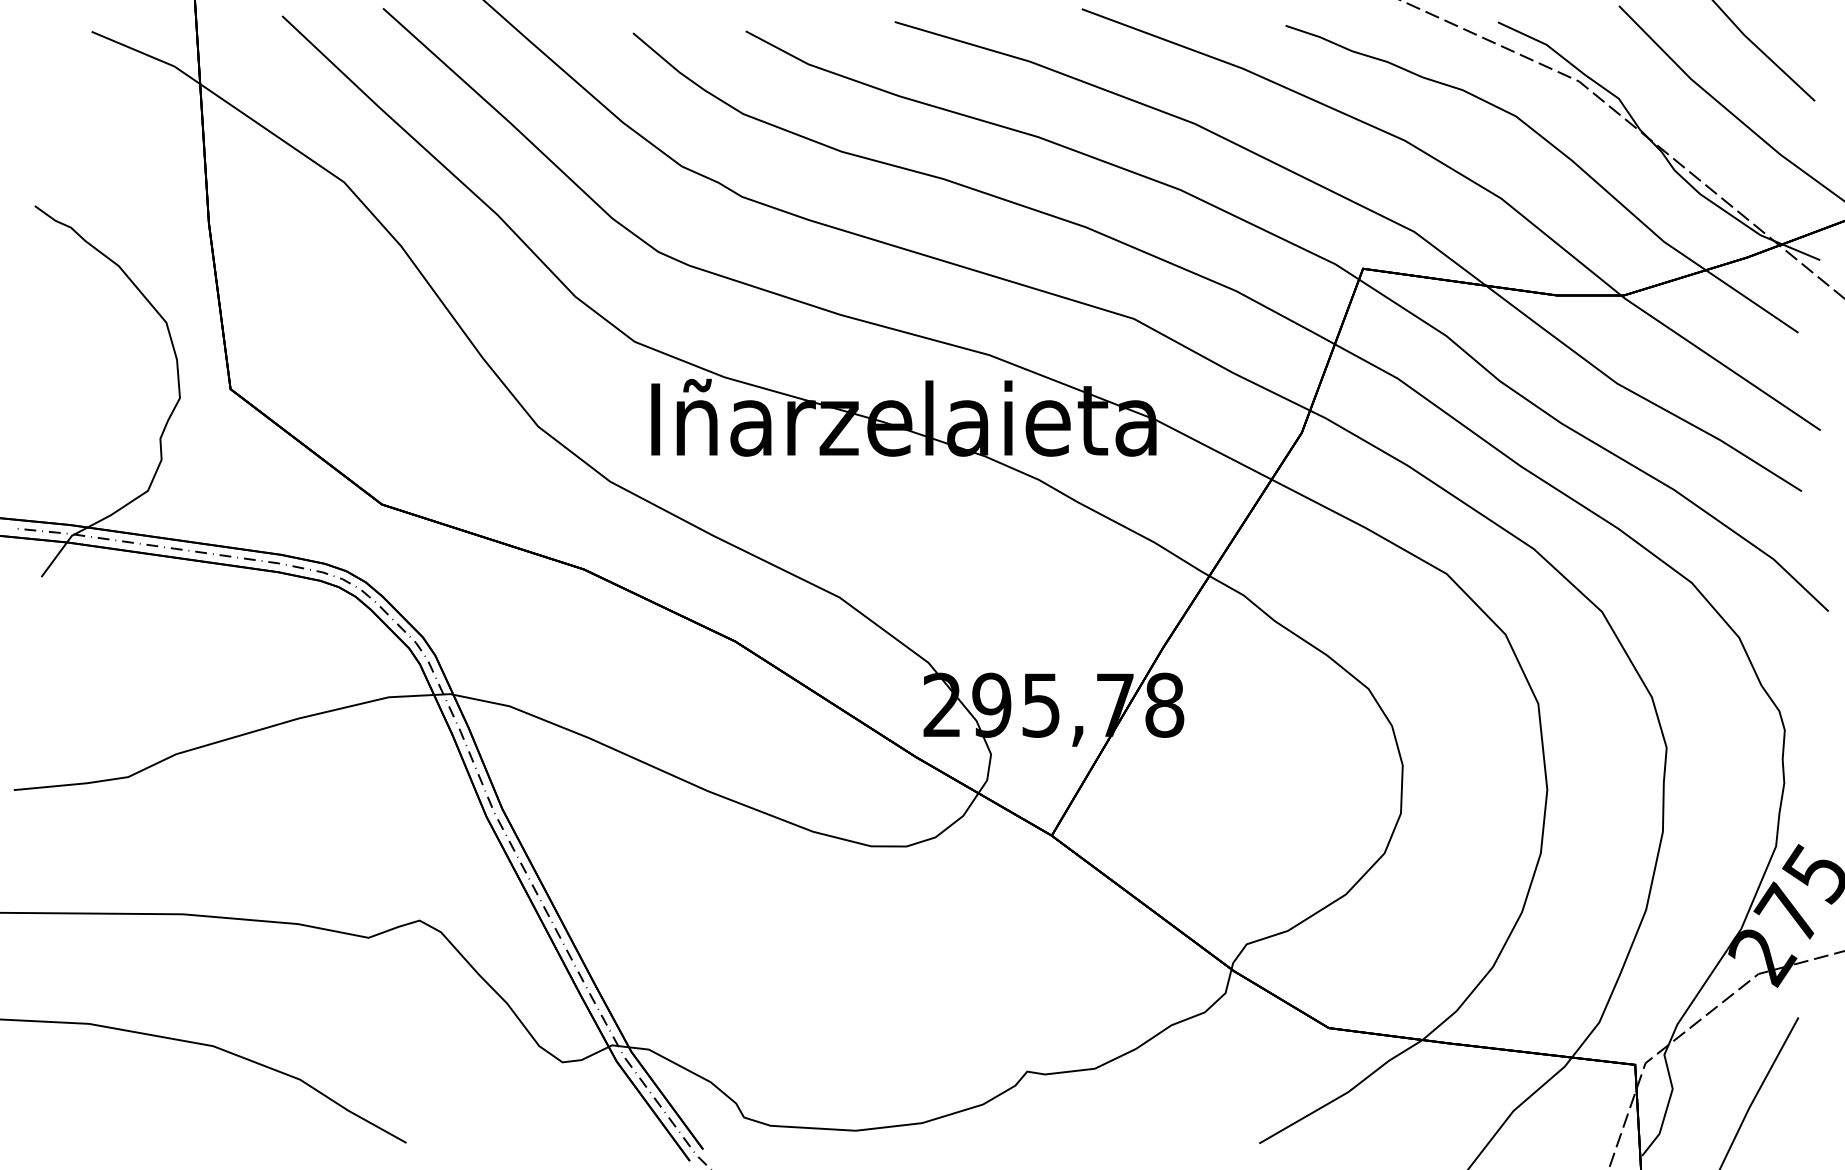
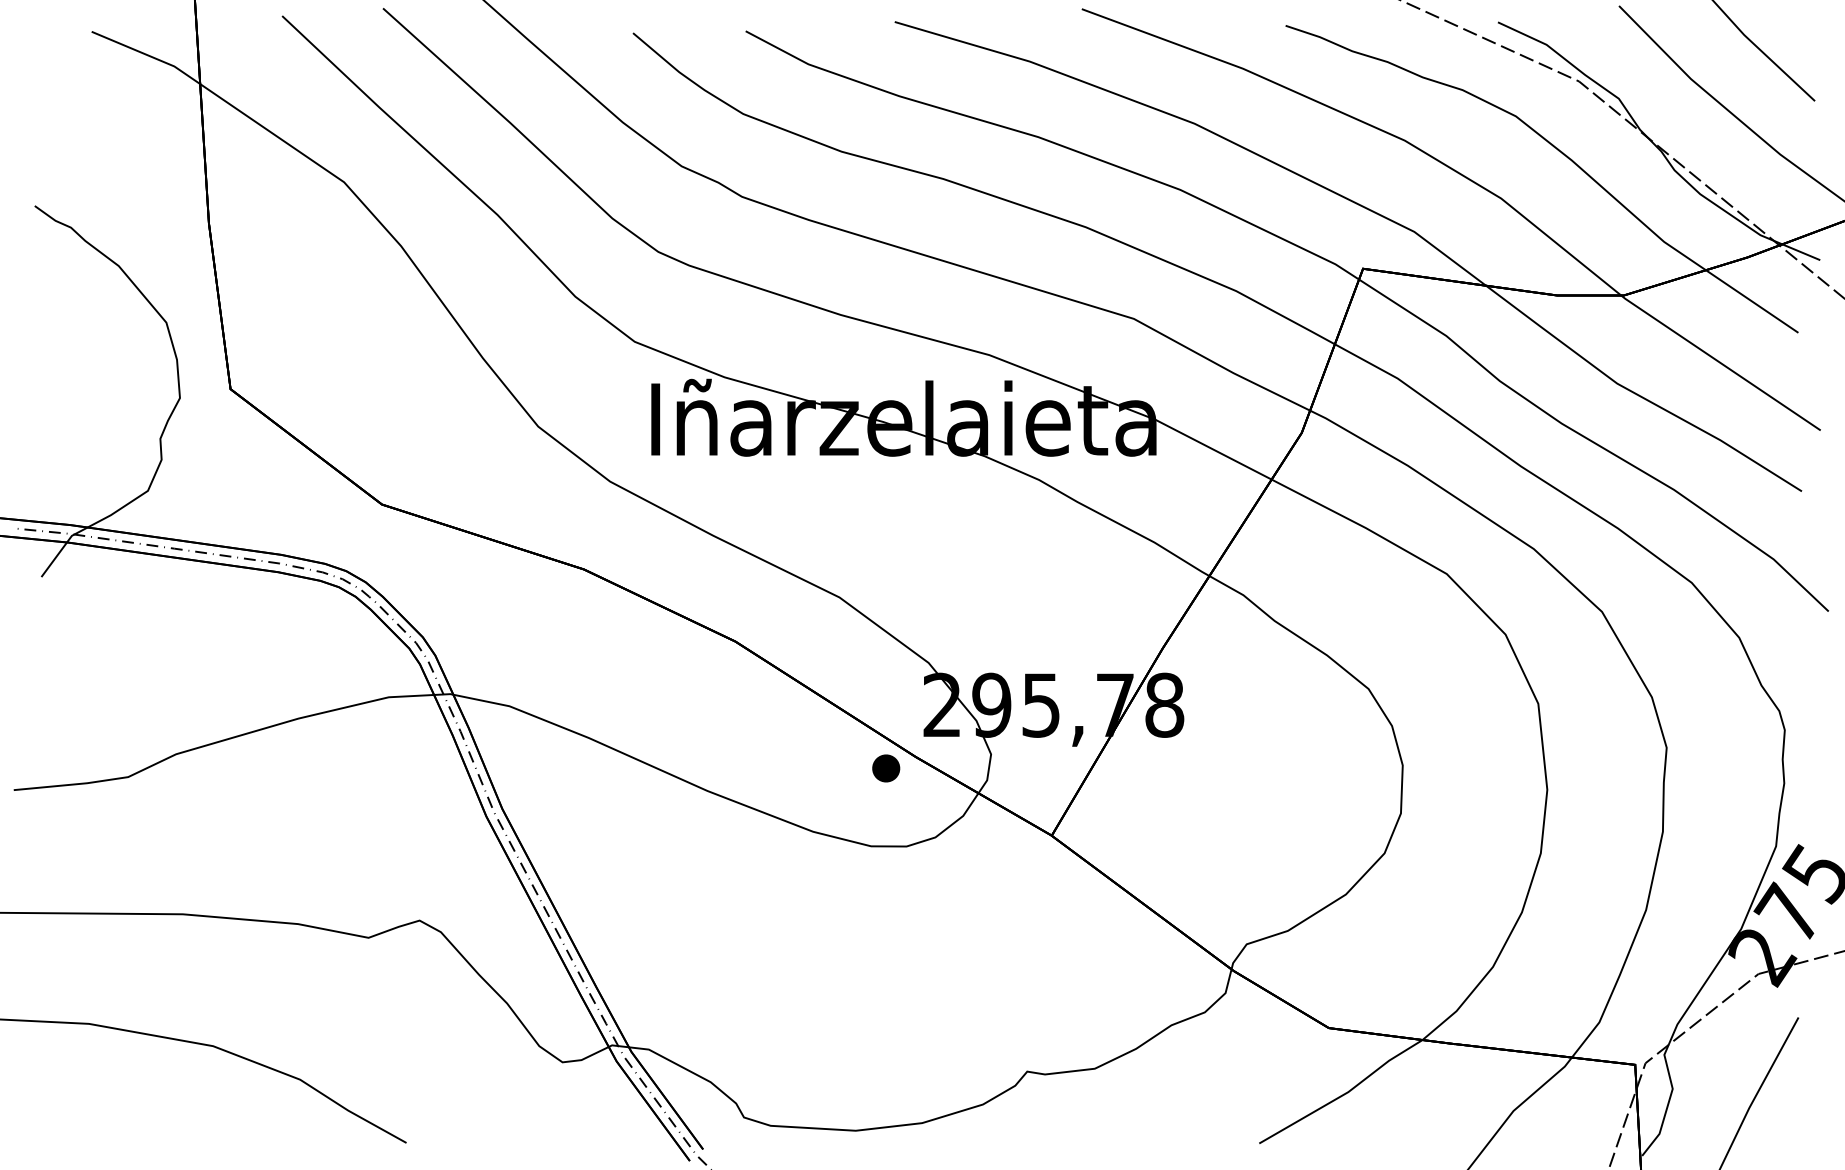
part: none -> present (886, 768)
